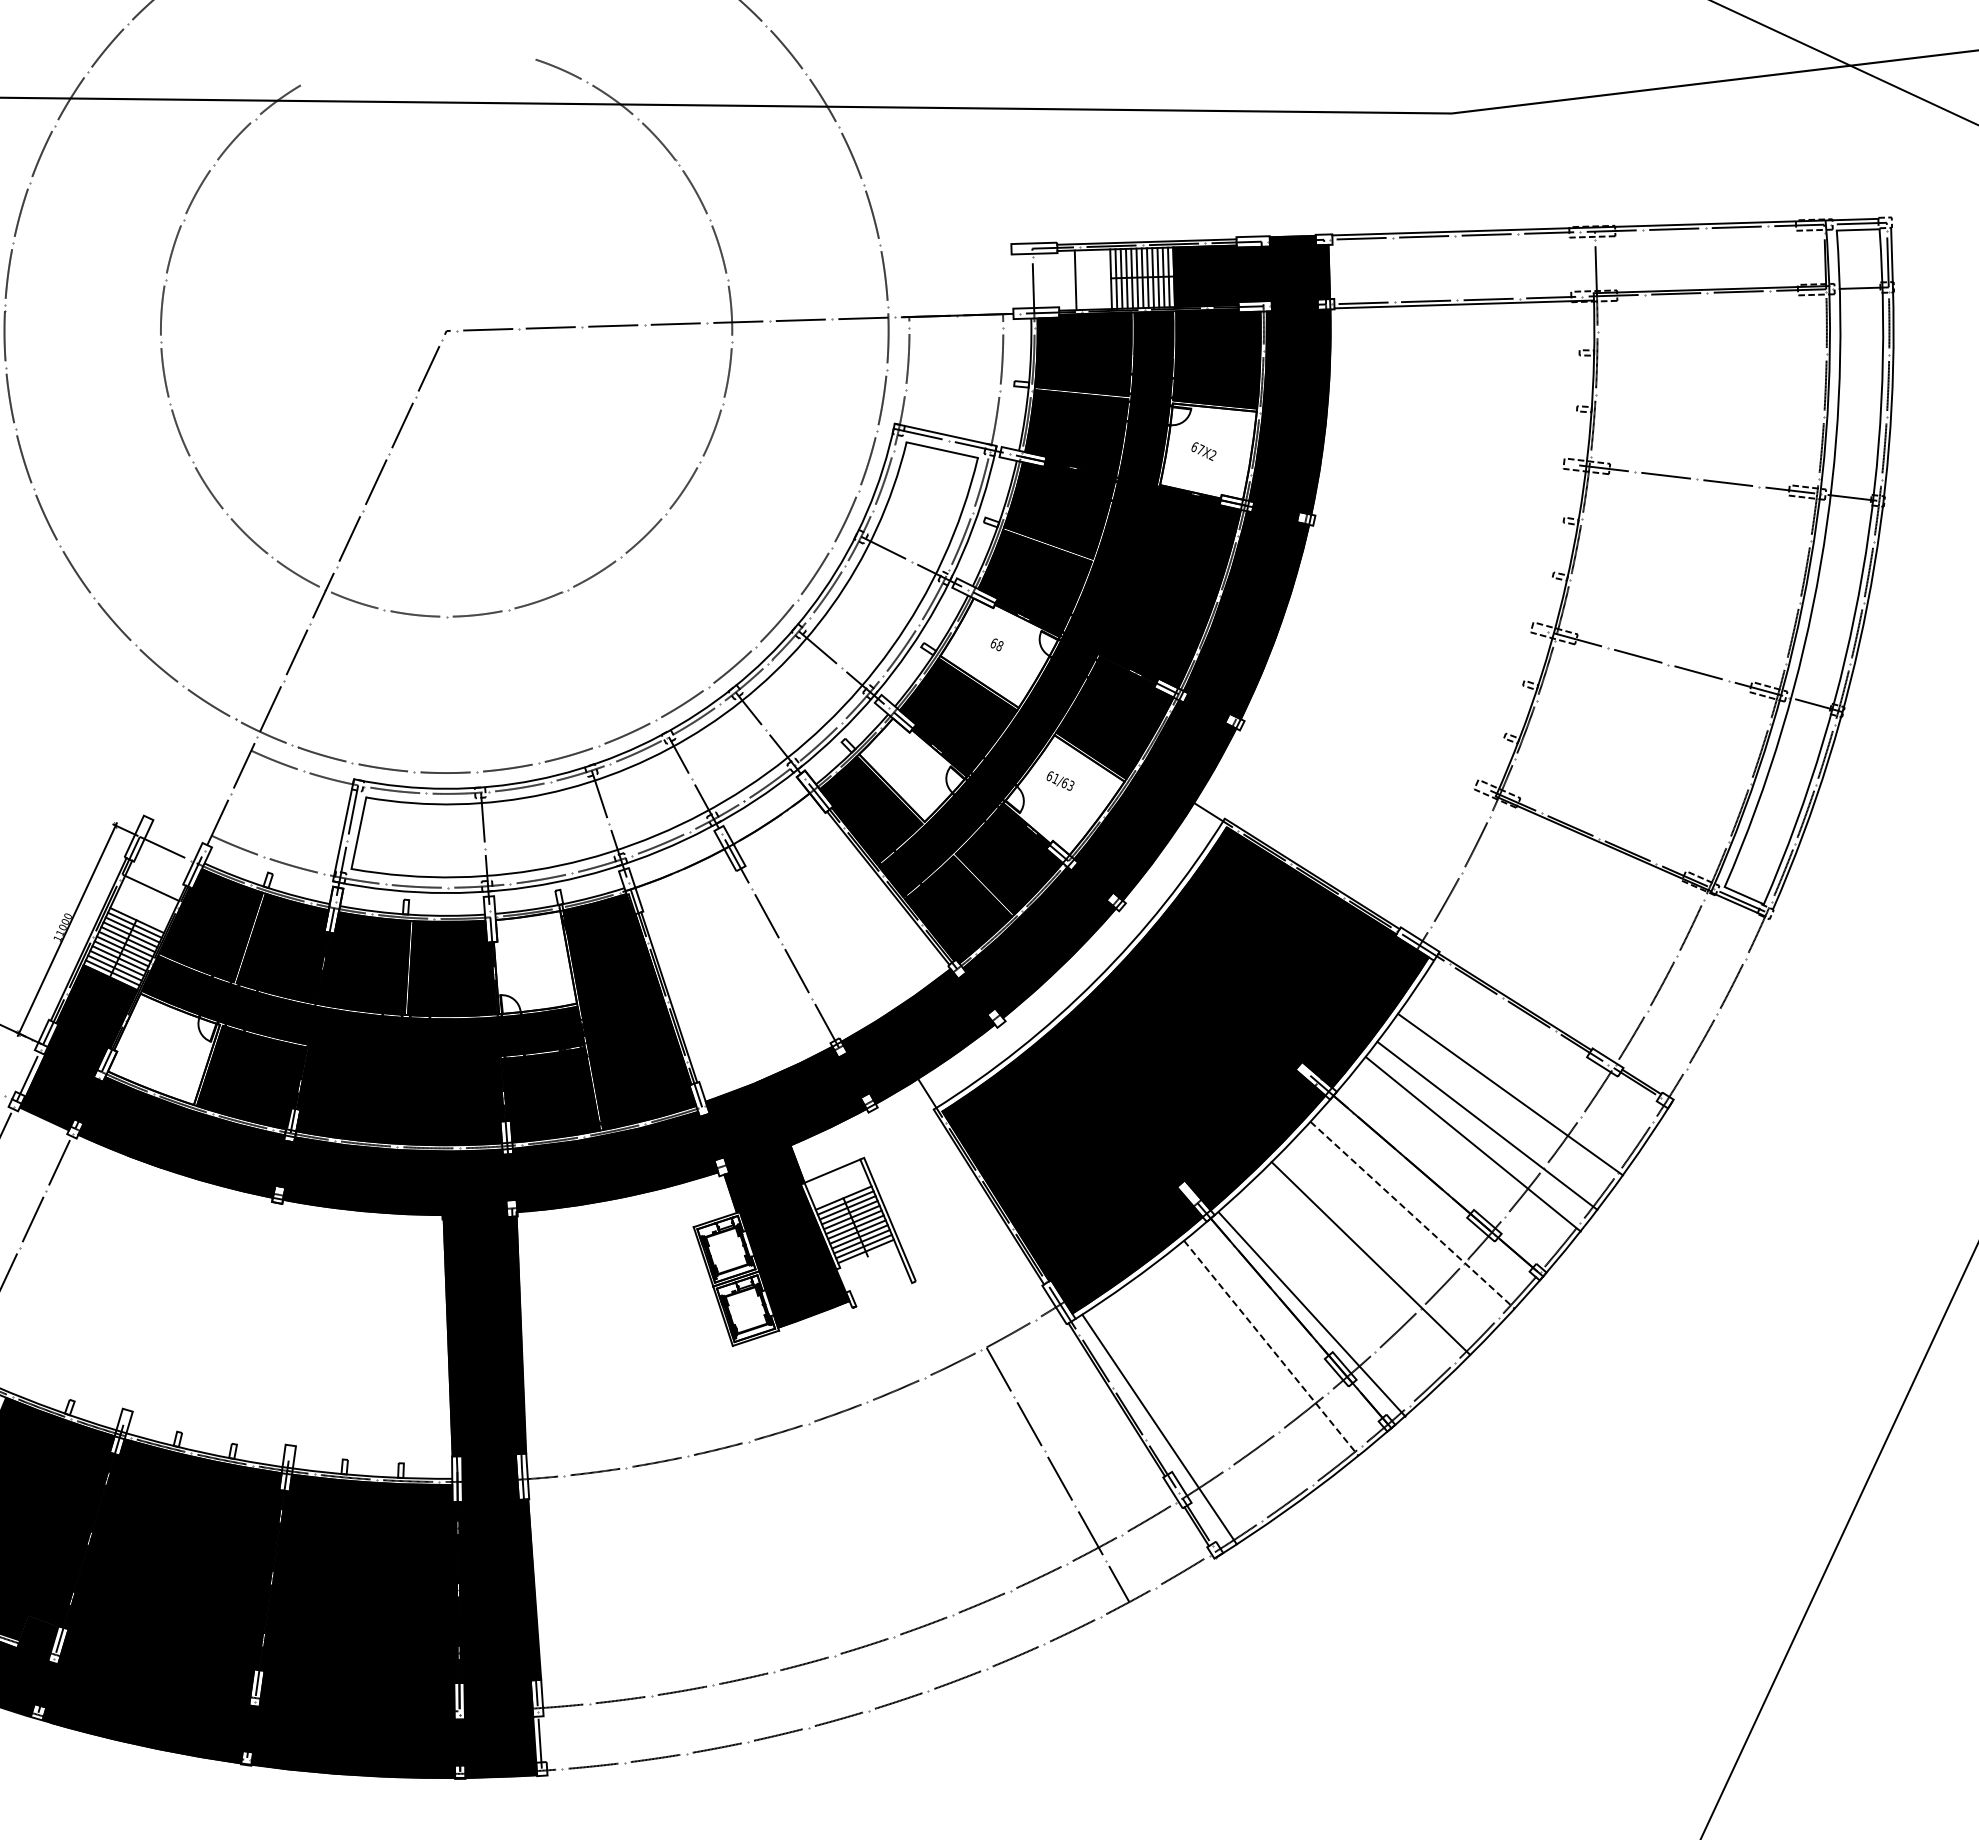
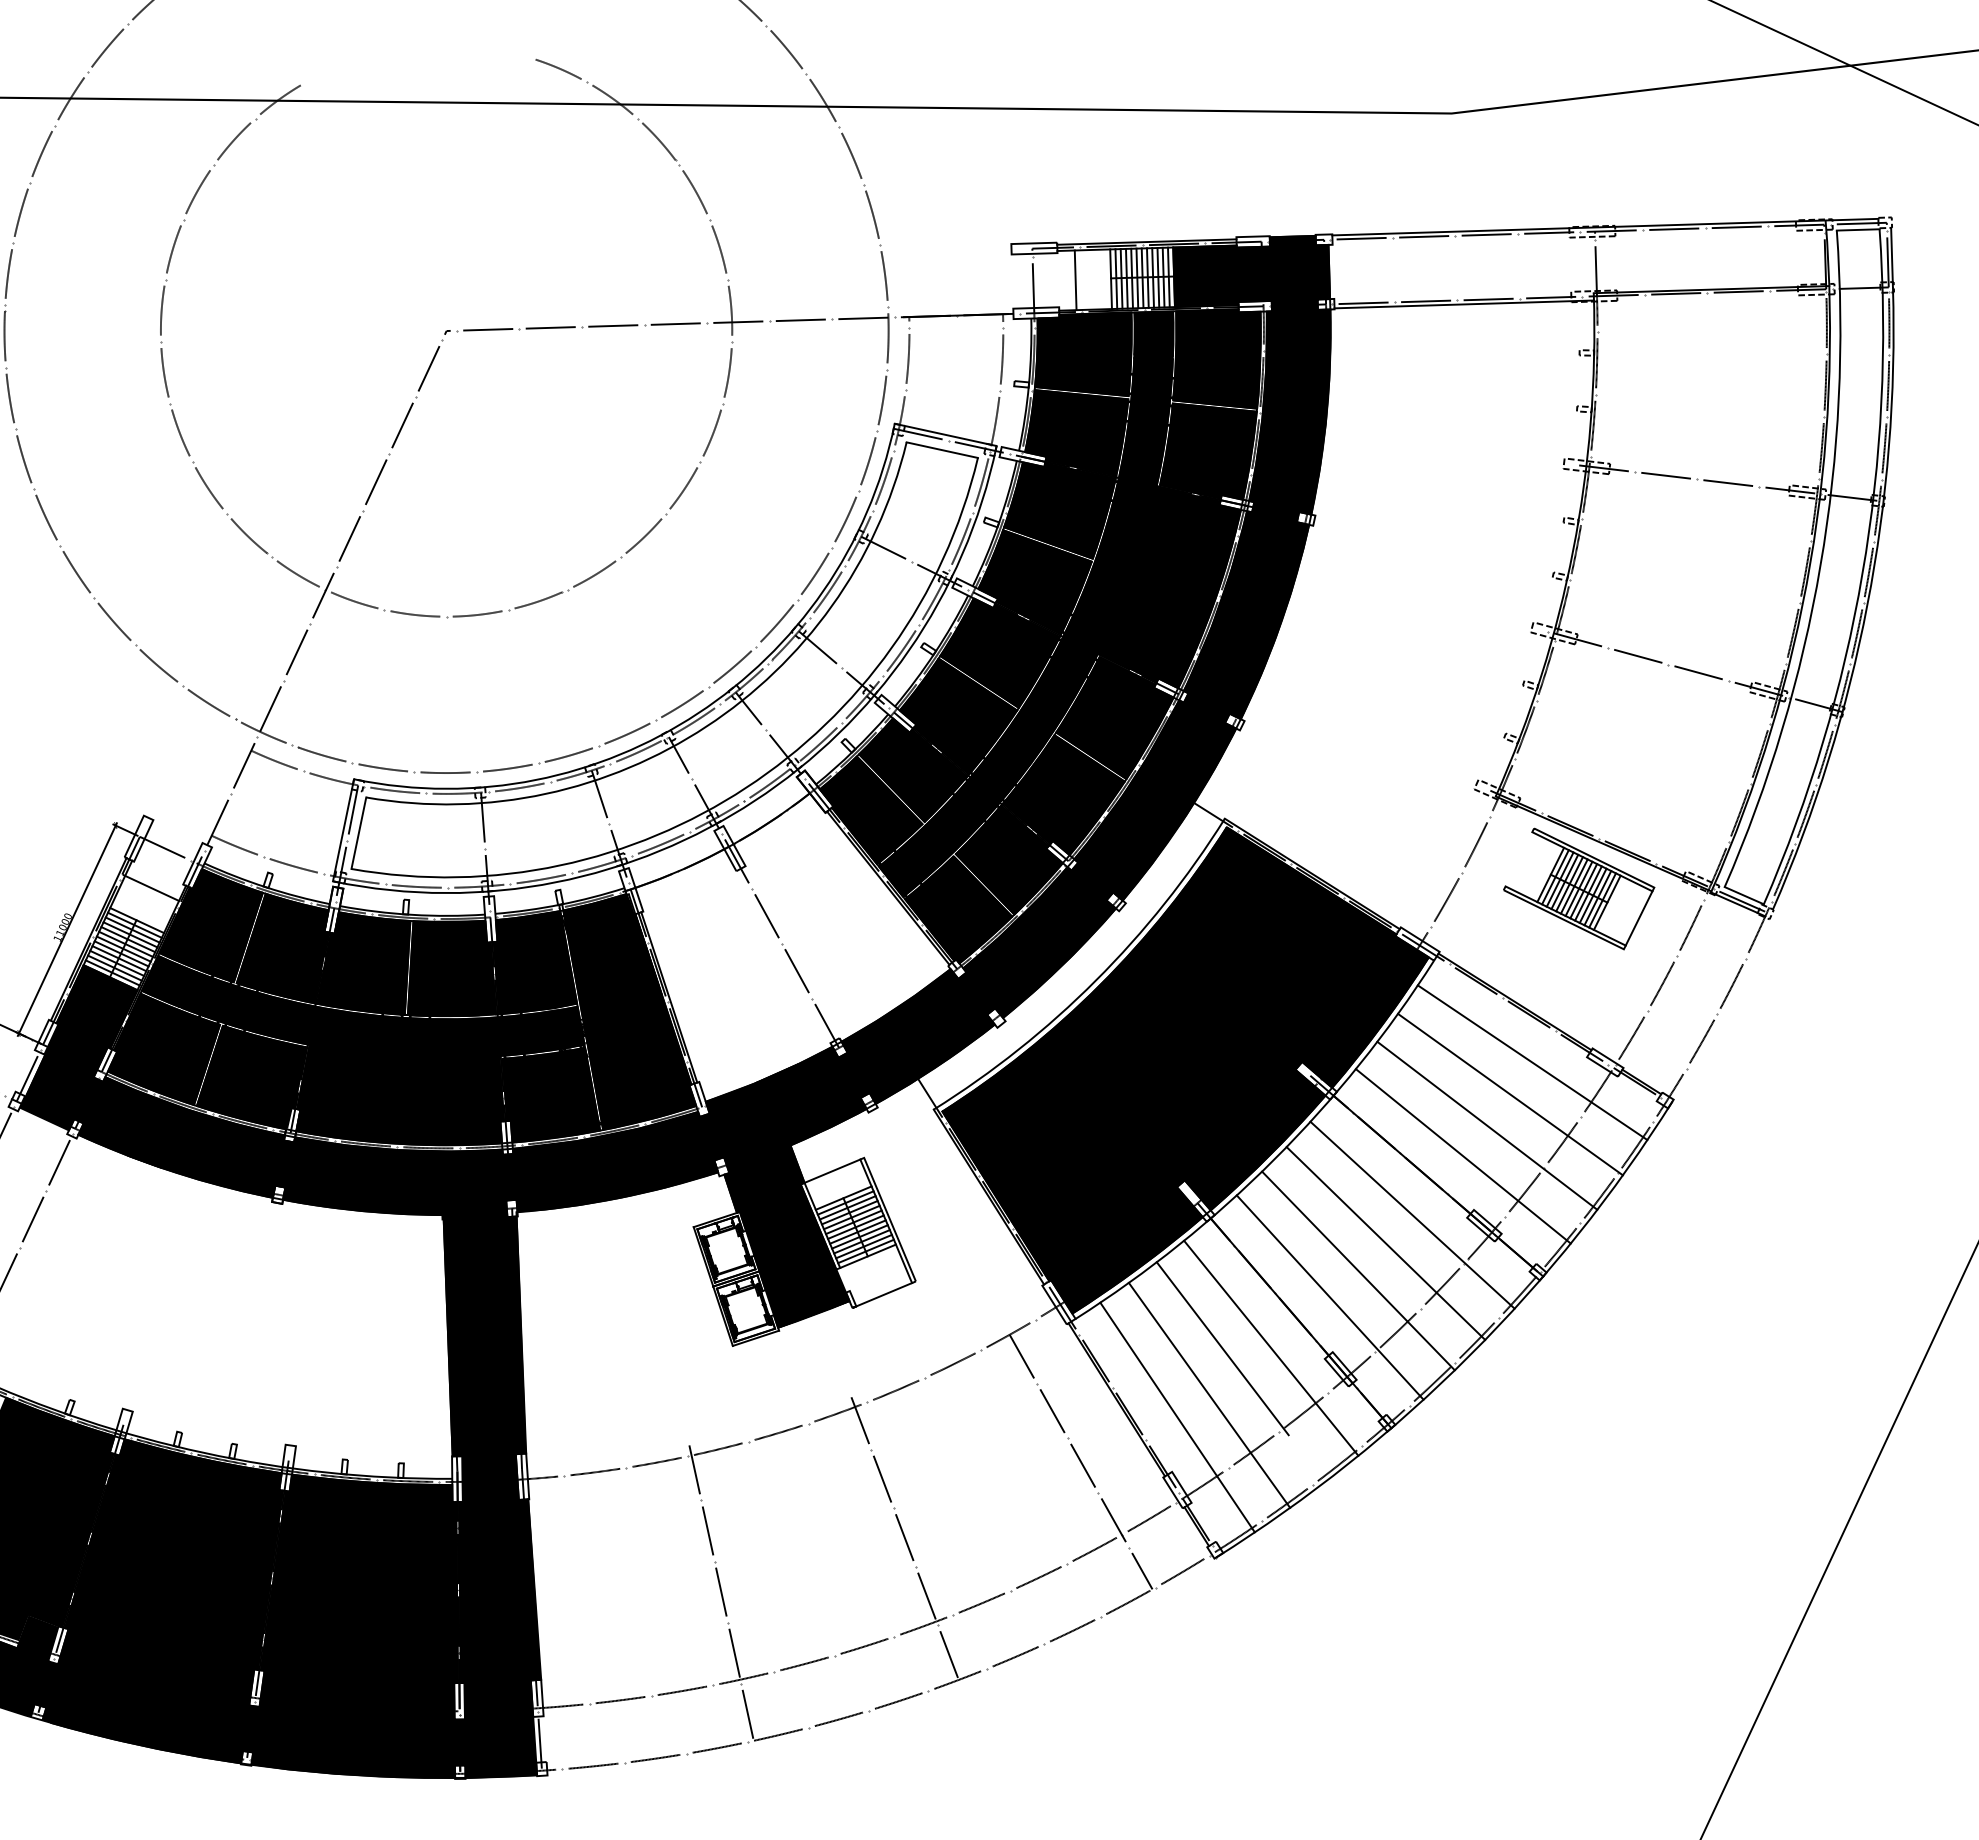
fill: none -> present (1208, 451)
fill: none -> present (999, 652)
fill: none -> present (912, 769)
fill: none -> present (1063, 795)
part: none -> present (1579, 888)
fill: none -> present (535, 962)
fill: none -> present (163, 1049)
line: none -> present (1532, 1062)
line position: (1472, 1144) -> (1462, 1156) (1462, 1156)
line: dashed -> solid (1412, 1215)
line: none -> present (867, 1255)
line position: (1370, 1258) -> (1385, 1243) (1385, 1243)
line: none -> present (1358, 1270)
line: none -> present (884, 1294)
line position: (1311, 1314) -> (1329, 1297) (1329, 1297)
line: none -> present (1222, 1348)
line: dashed -> solid (1271, 1348)
line: none -> present (1209, 1394)
line position: (1159, 1429) -> (1177, 1417) (1177, 1417)
line position: (1057, 1474) -> (1080, 1461) (1080, 1461)
line: none -> present (904, 1538)
line: none -> present (721, 1592)
